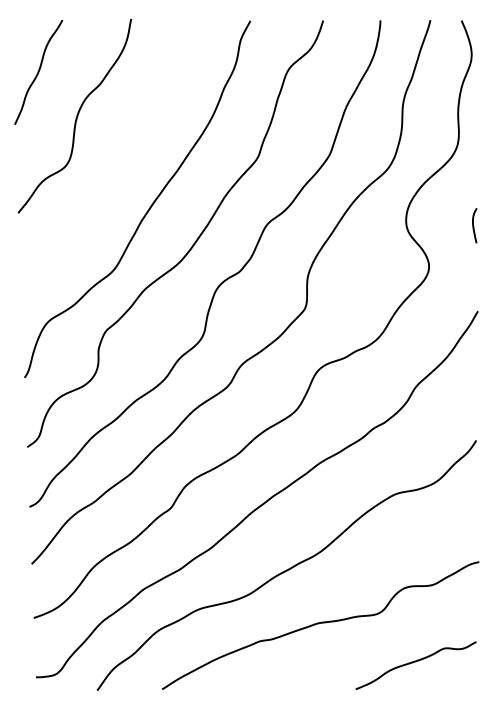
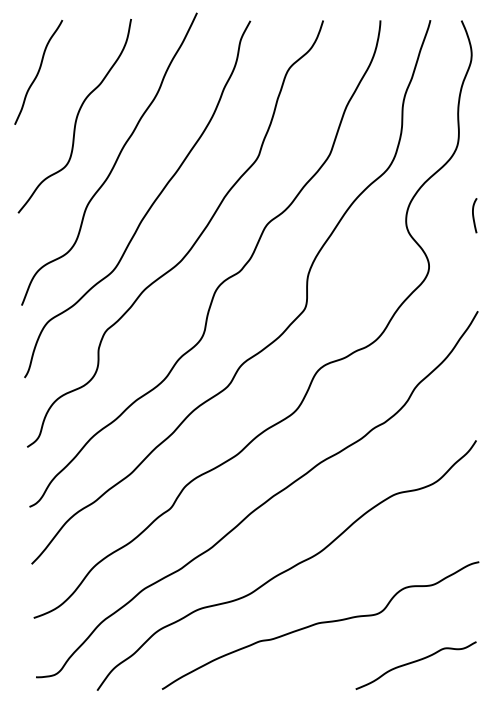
curve: none -> present (115, 160)
curve position: (474, 225) -> (474, 215) (474, 215)
